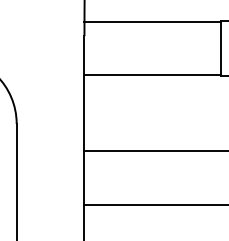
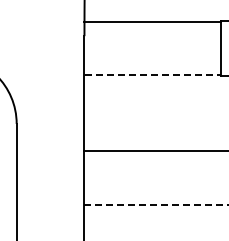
line: solid -> dashed (153, 74)
line: solid -> dashed (156, 205)
